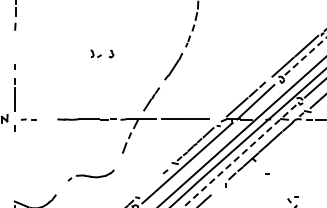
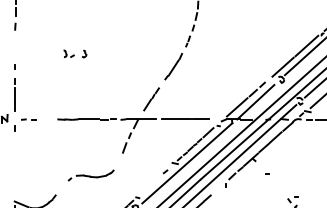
part position: (102, 53) -> (75, 53) (75, 53)
line: dashed -> solid (305, 56)
line: dashed -> solid (239, 156)
